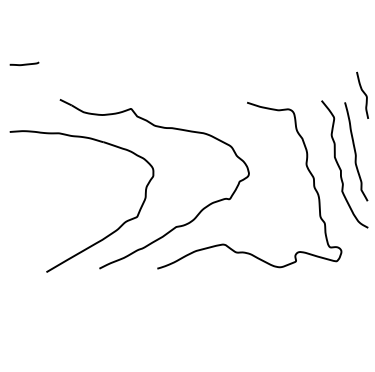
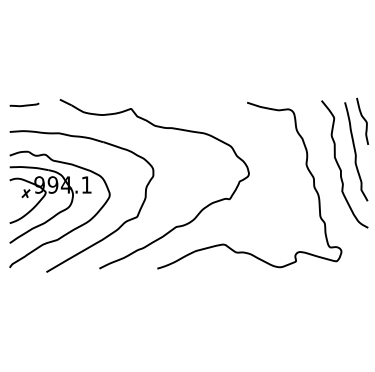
curve position: (24, 63) -> (24, 104) (24, 104)
curve position: (363, 93) -> (363, 119) (363, 119)
part: none -> present (59, 209)
